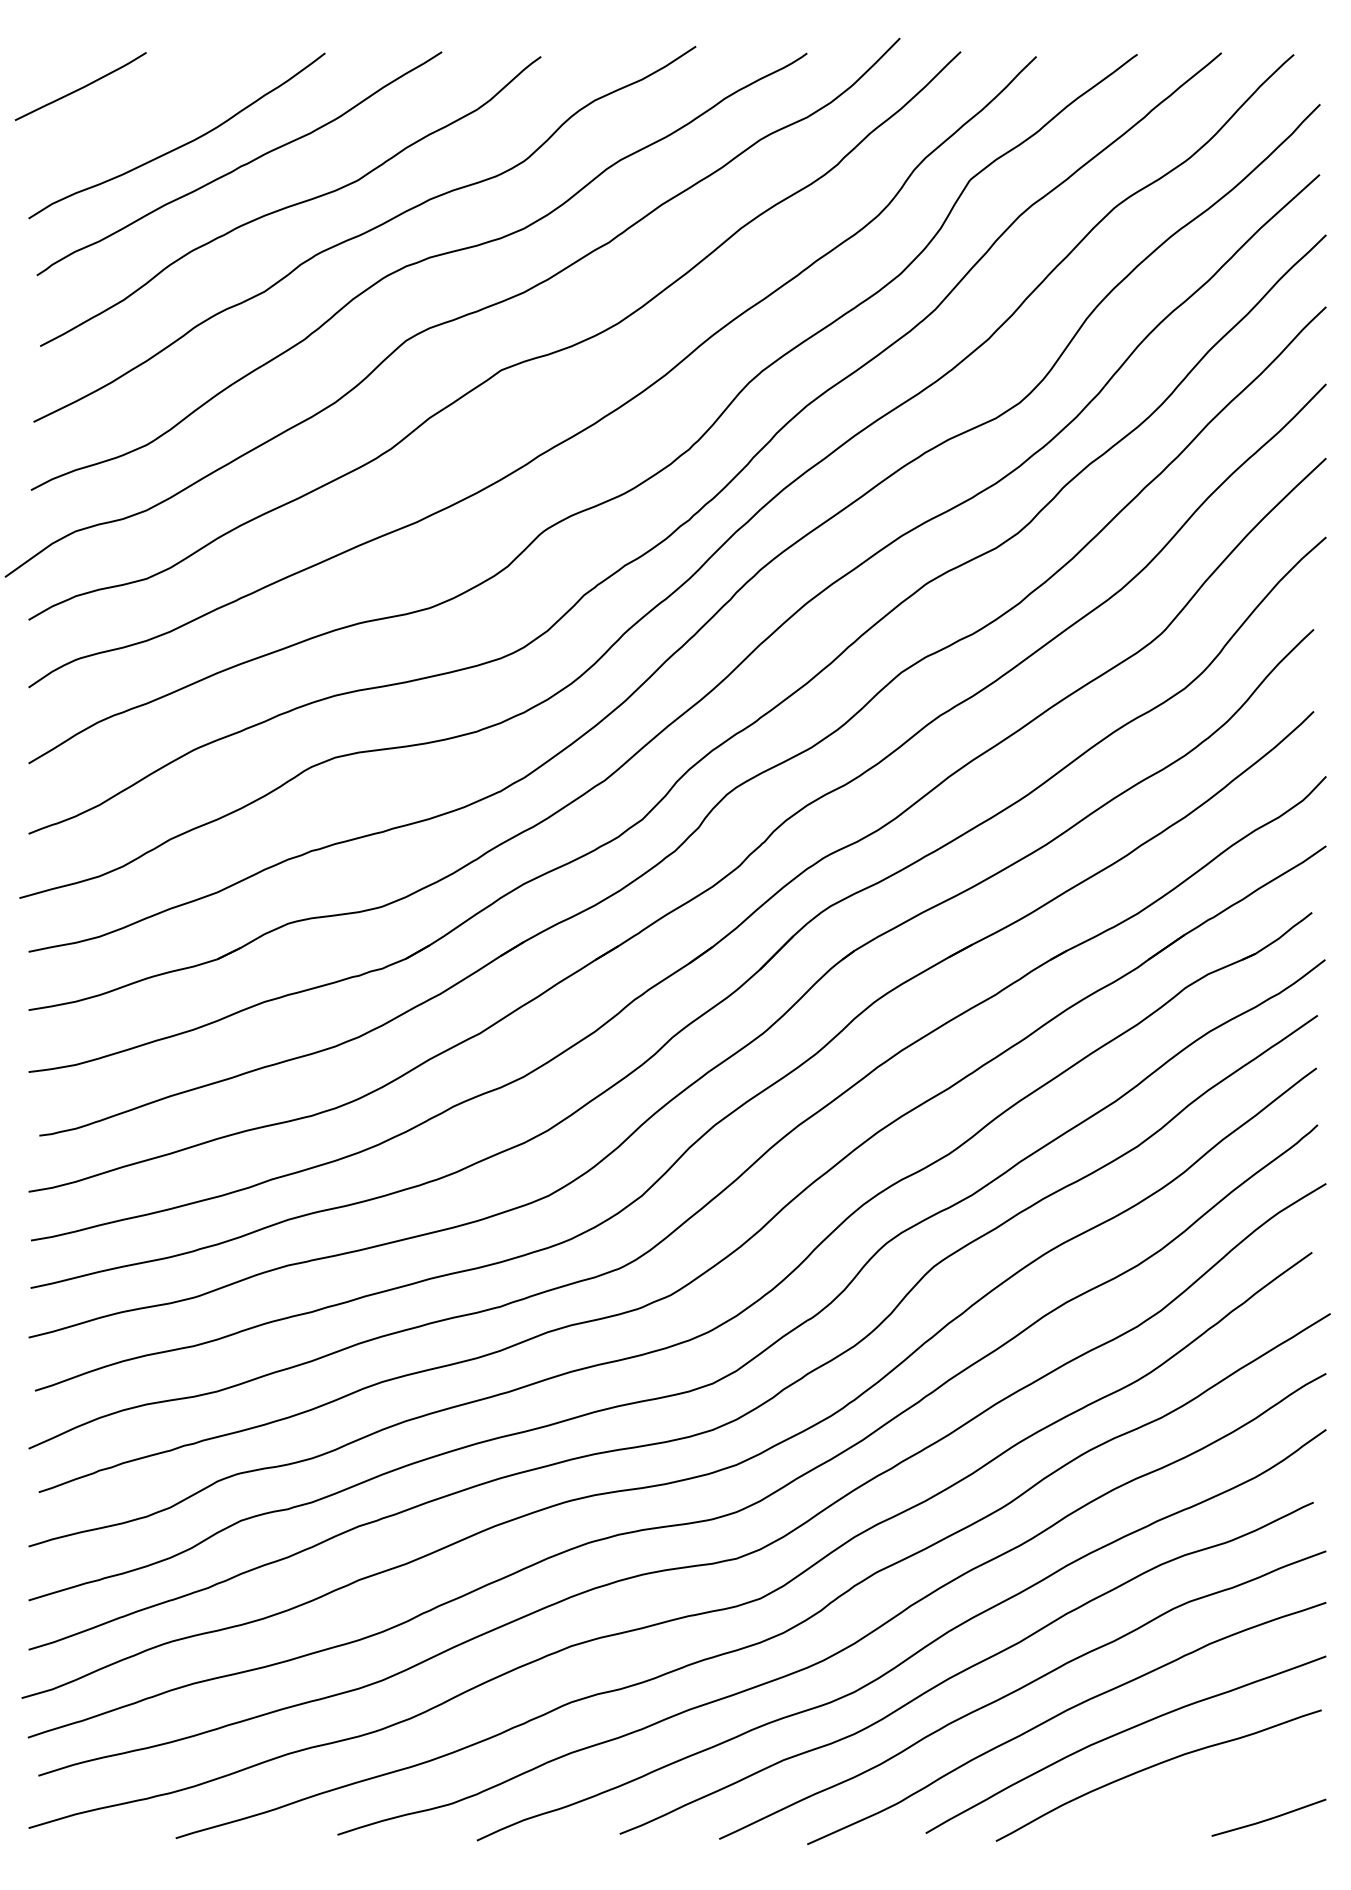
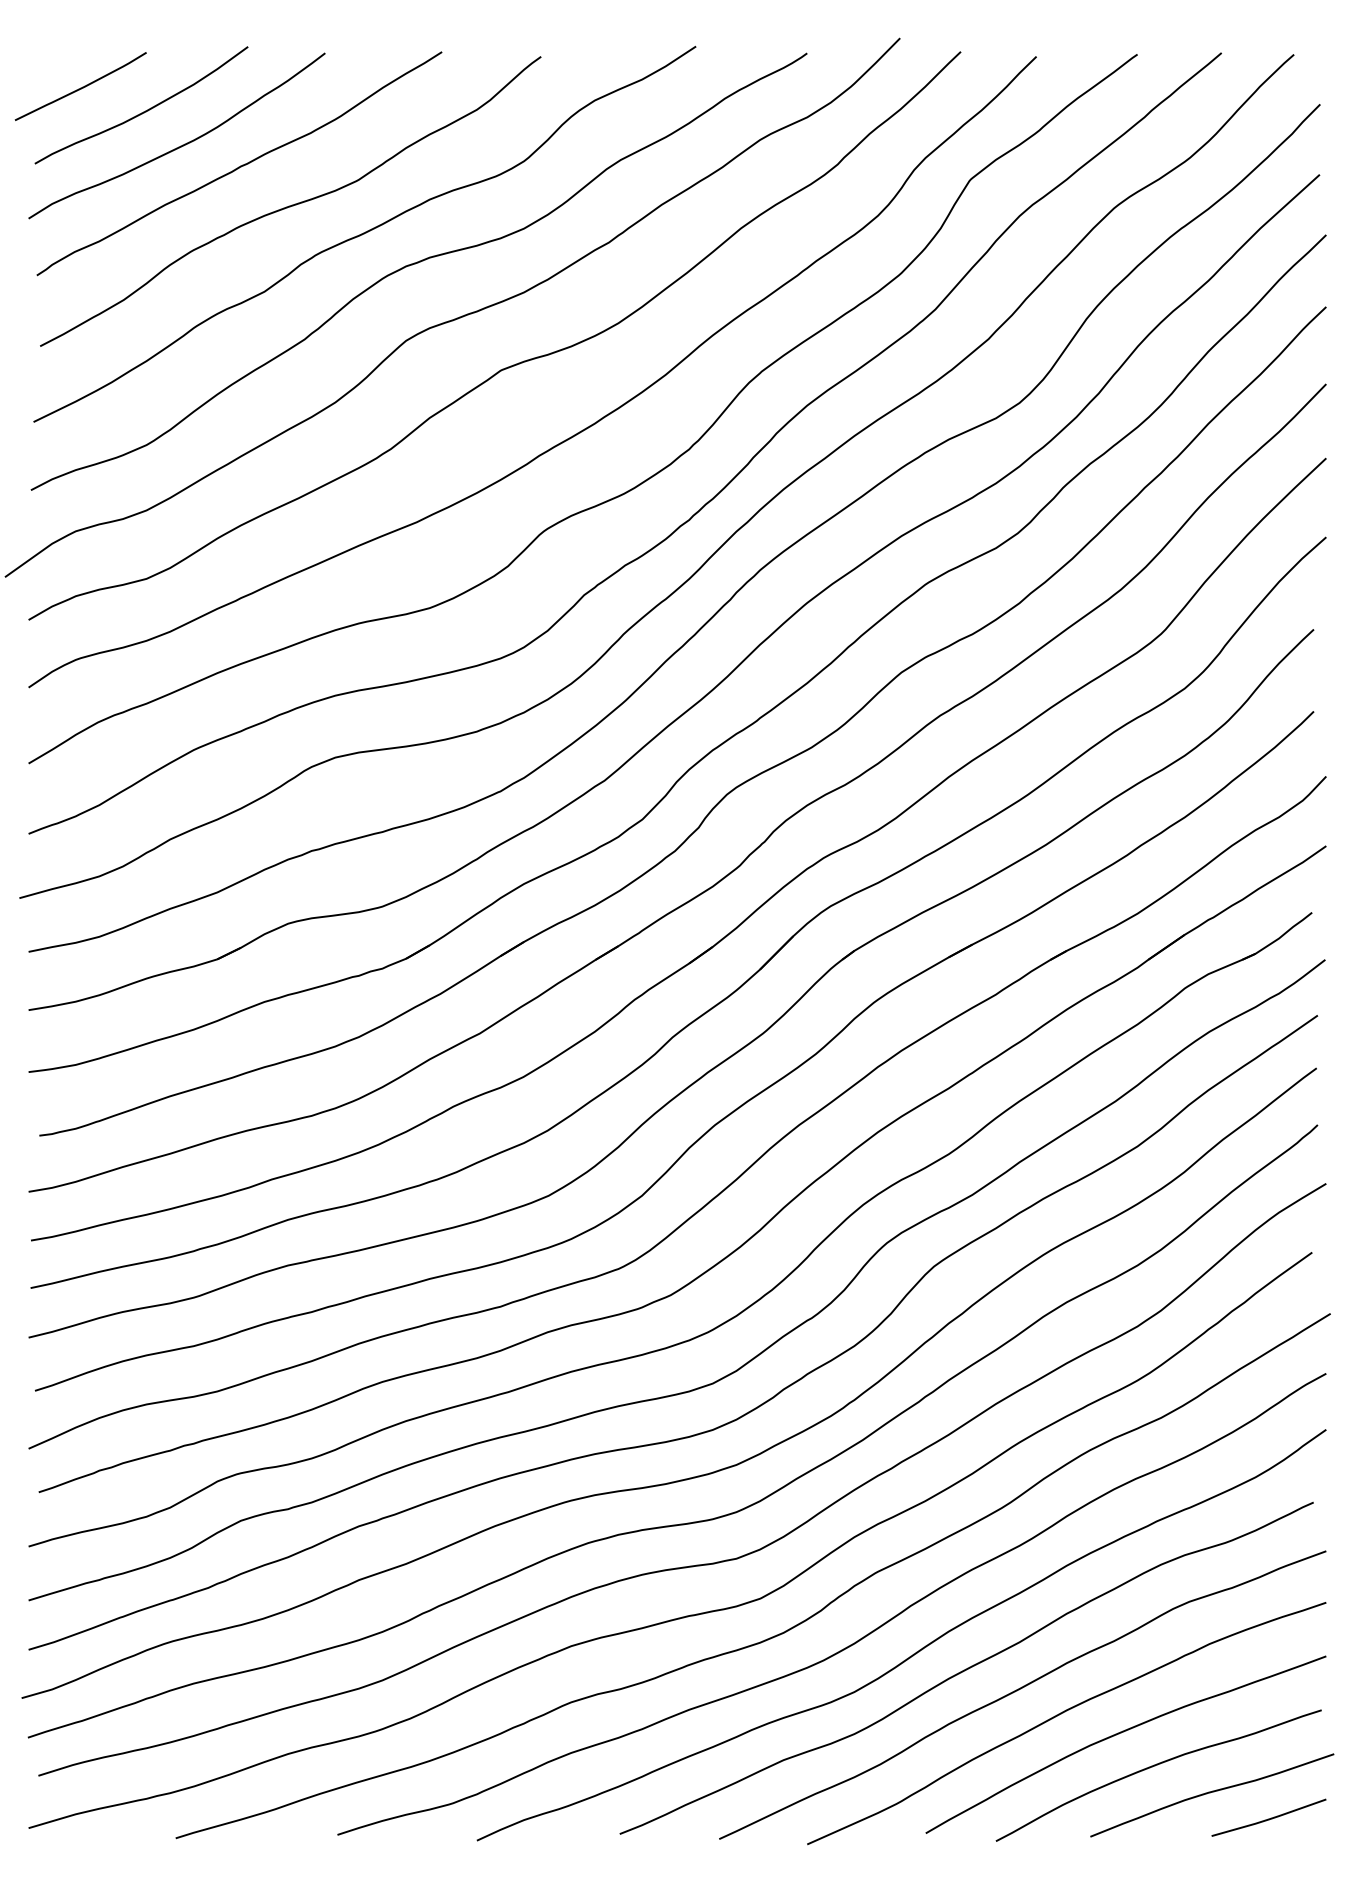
curve: none -> present (143, 111)
curve: none -> present (1210, 1793)
